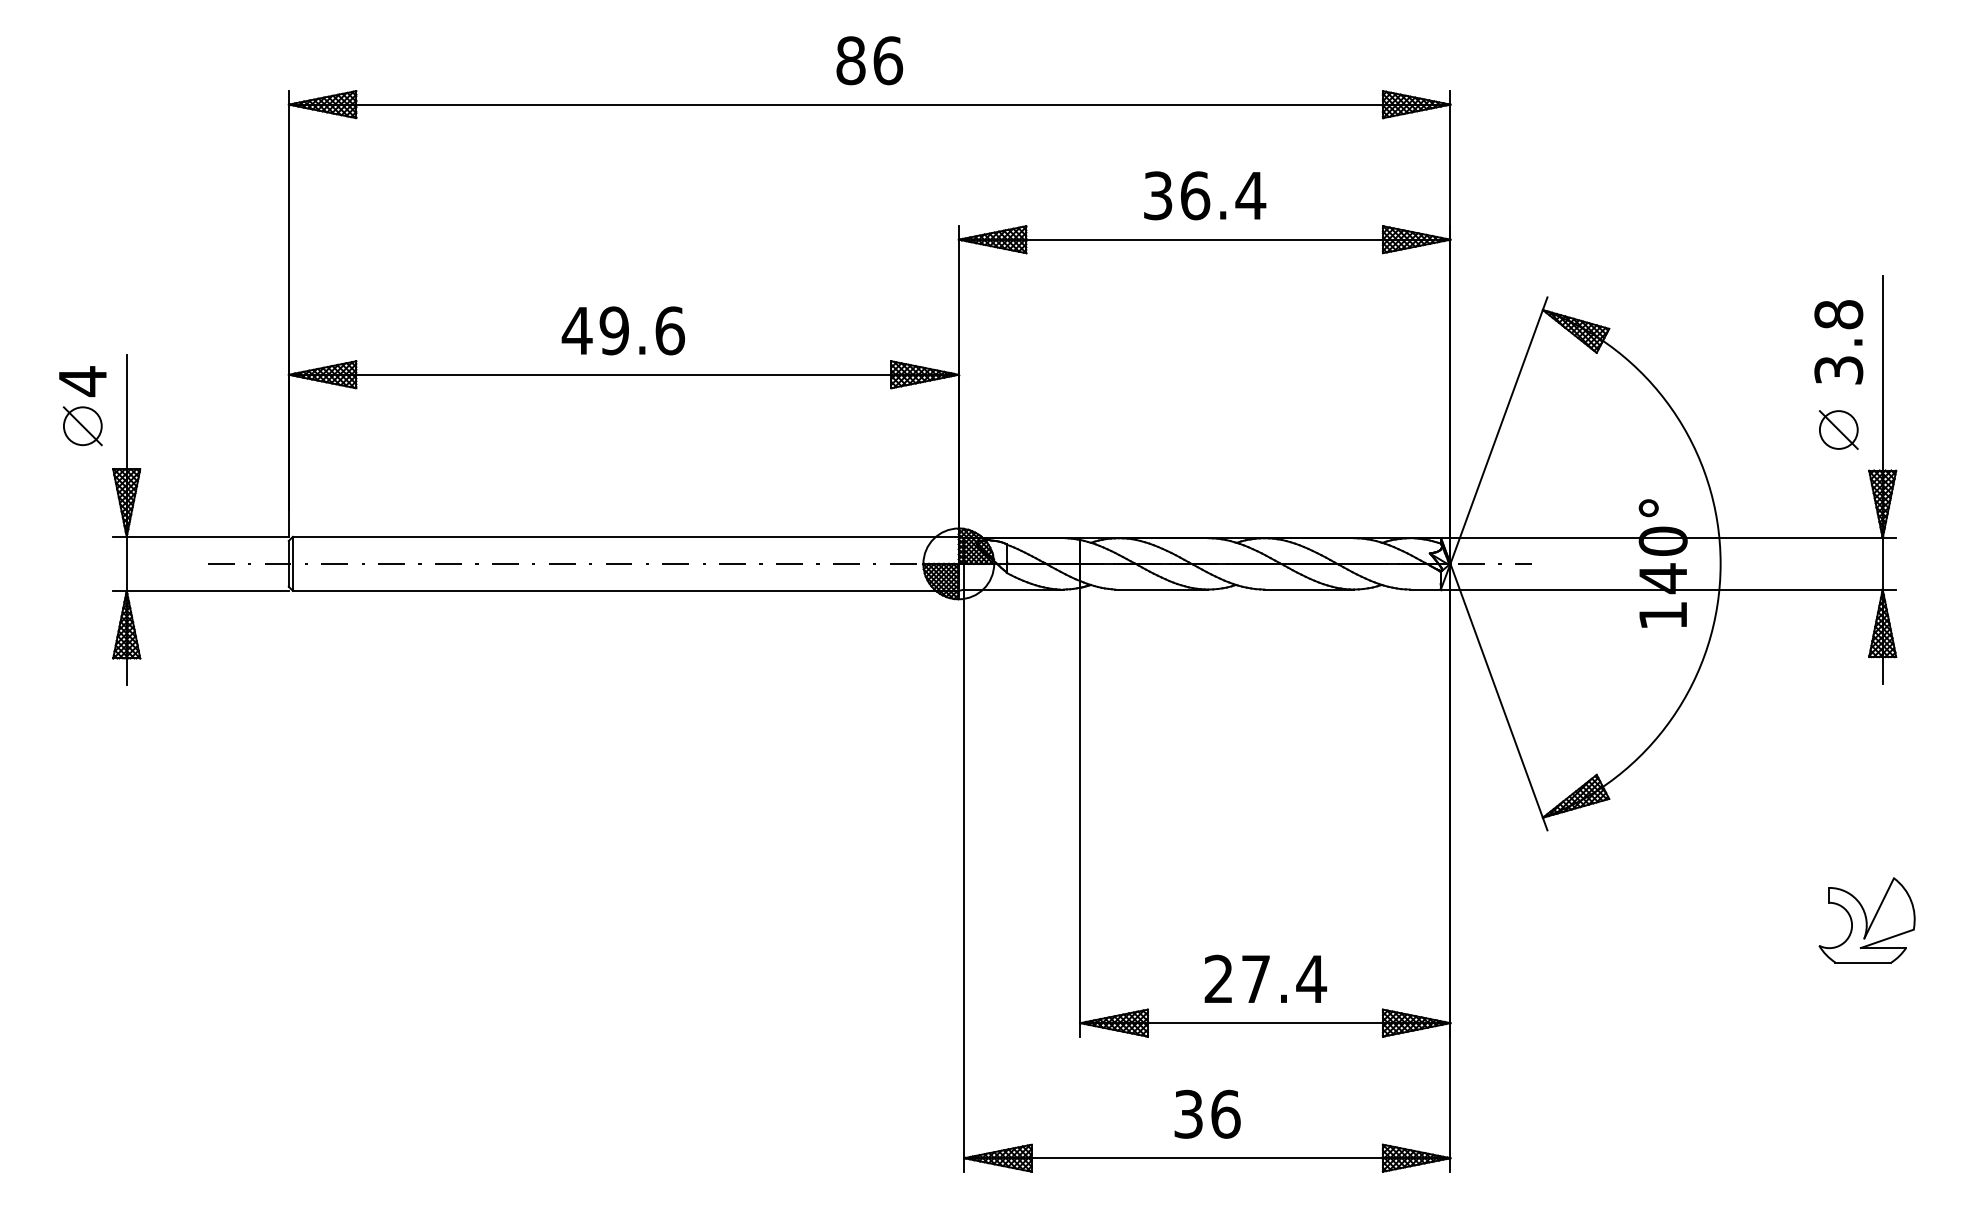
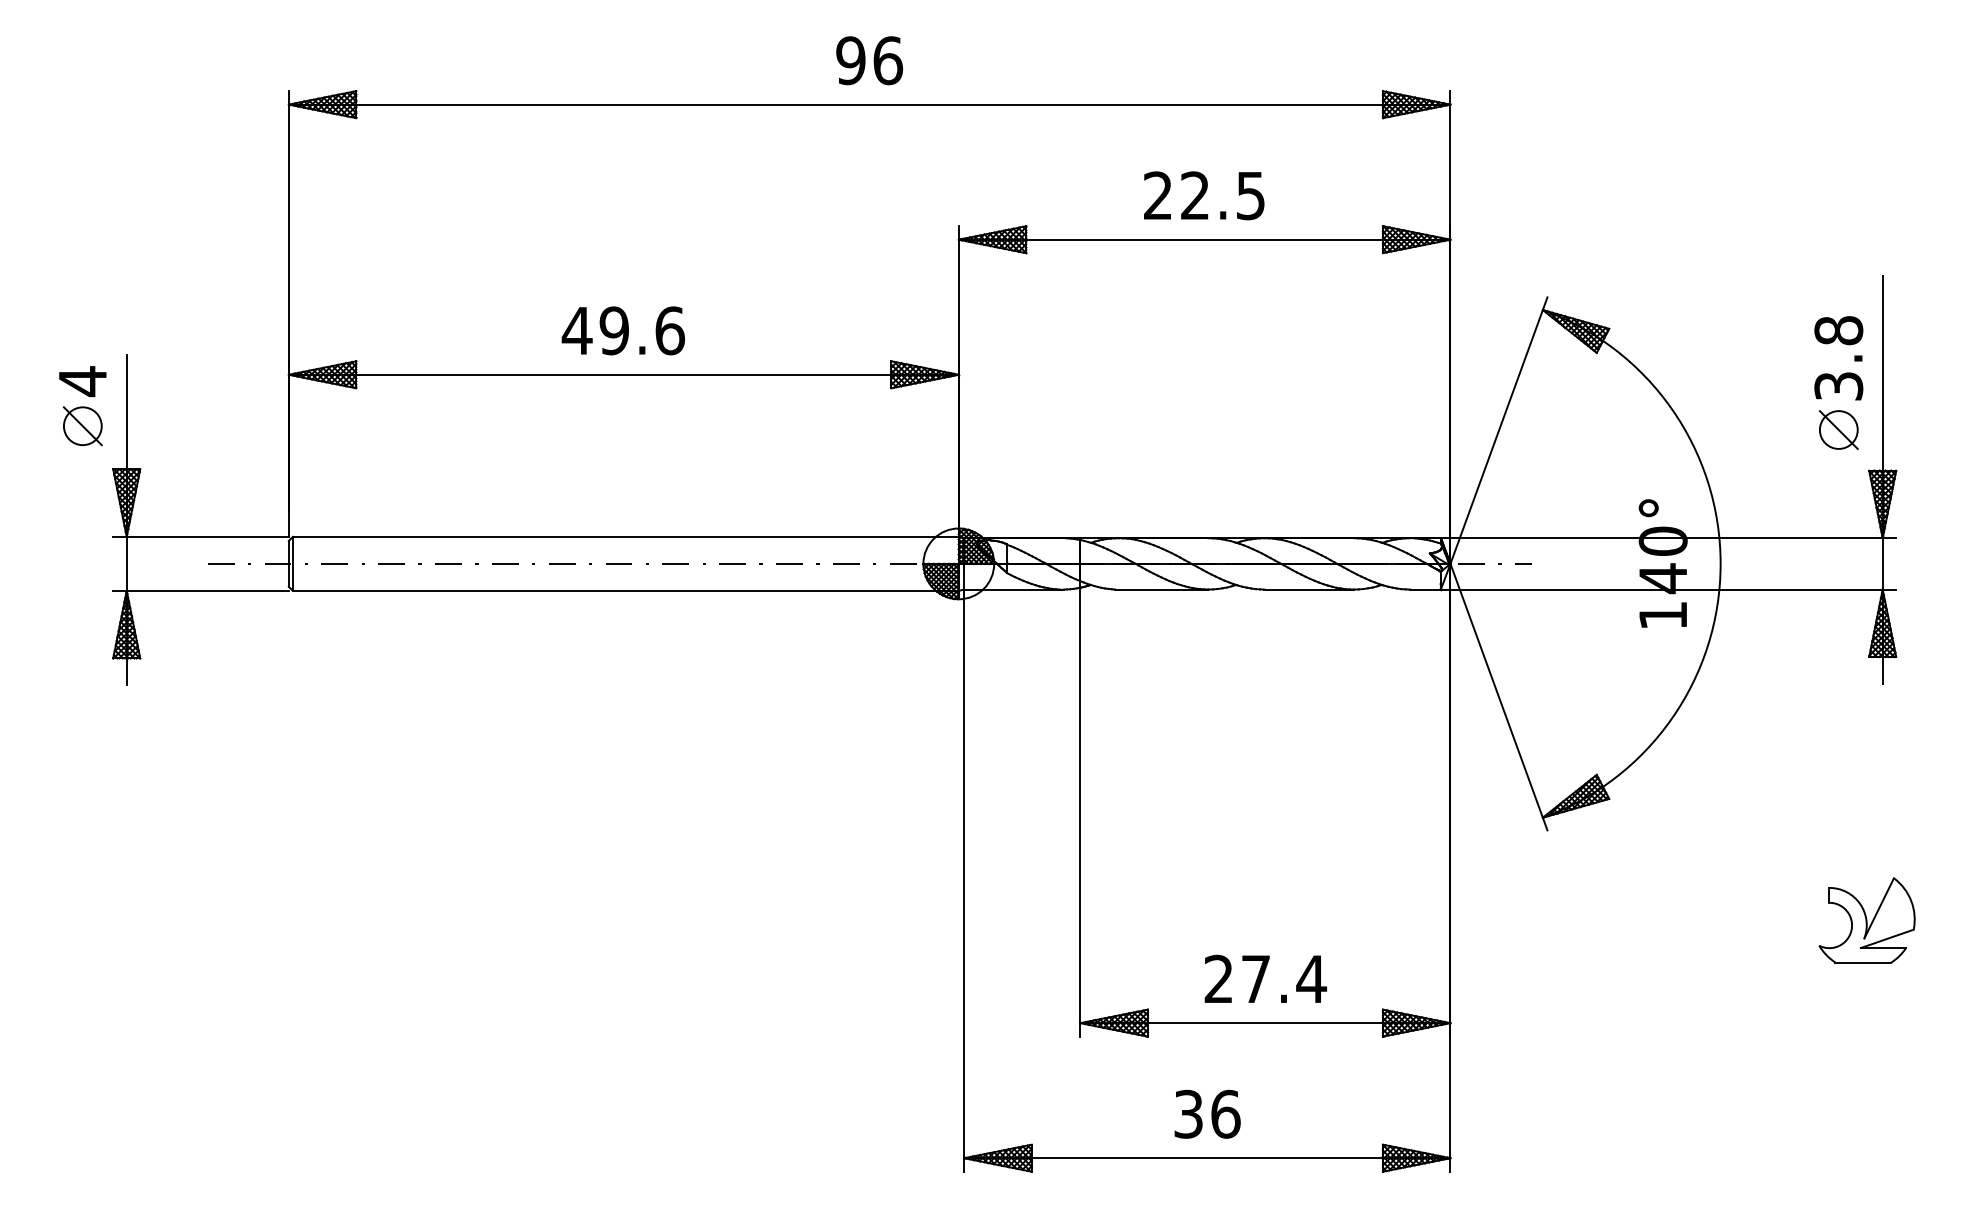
text: 86 -> 96 (850, 60)
text: 36.4 -> 22.5 (1205, 195)
text position: (1838, 342) -> (1838, 358) (1838, 358)
